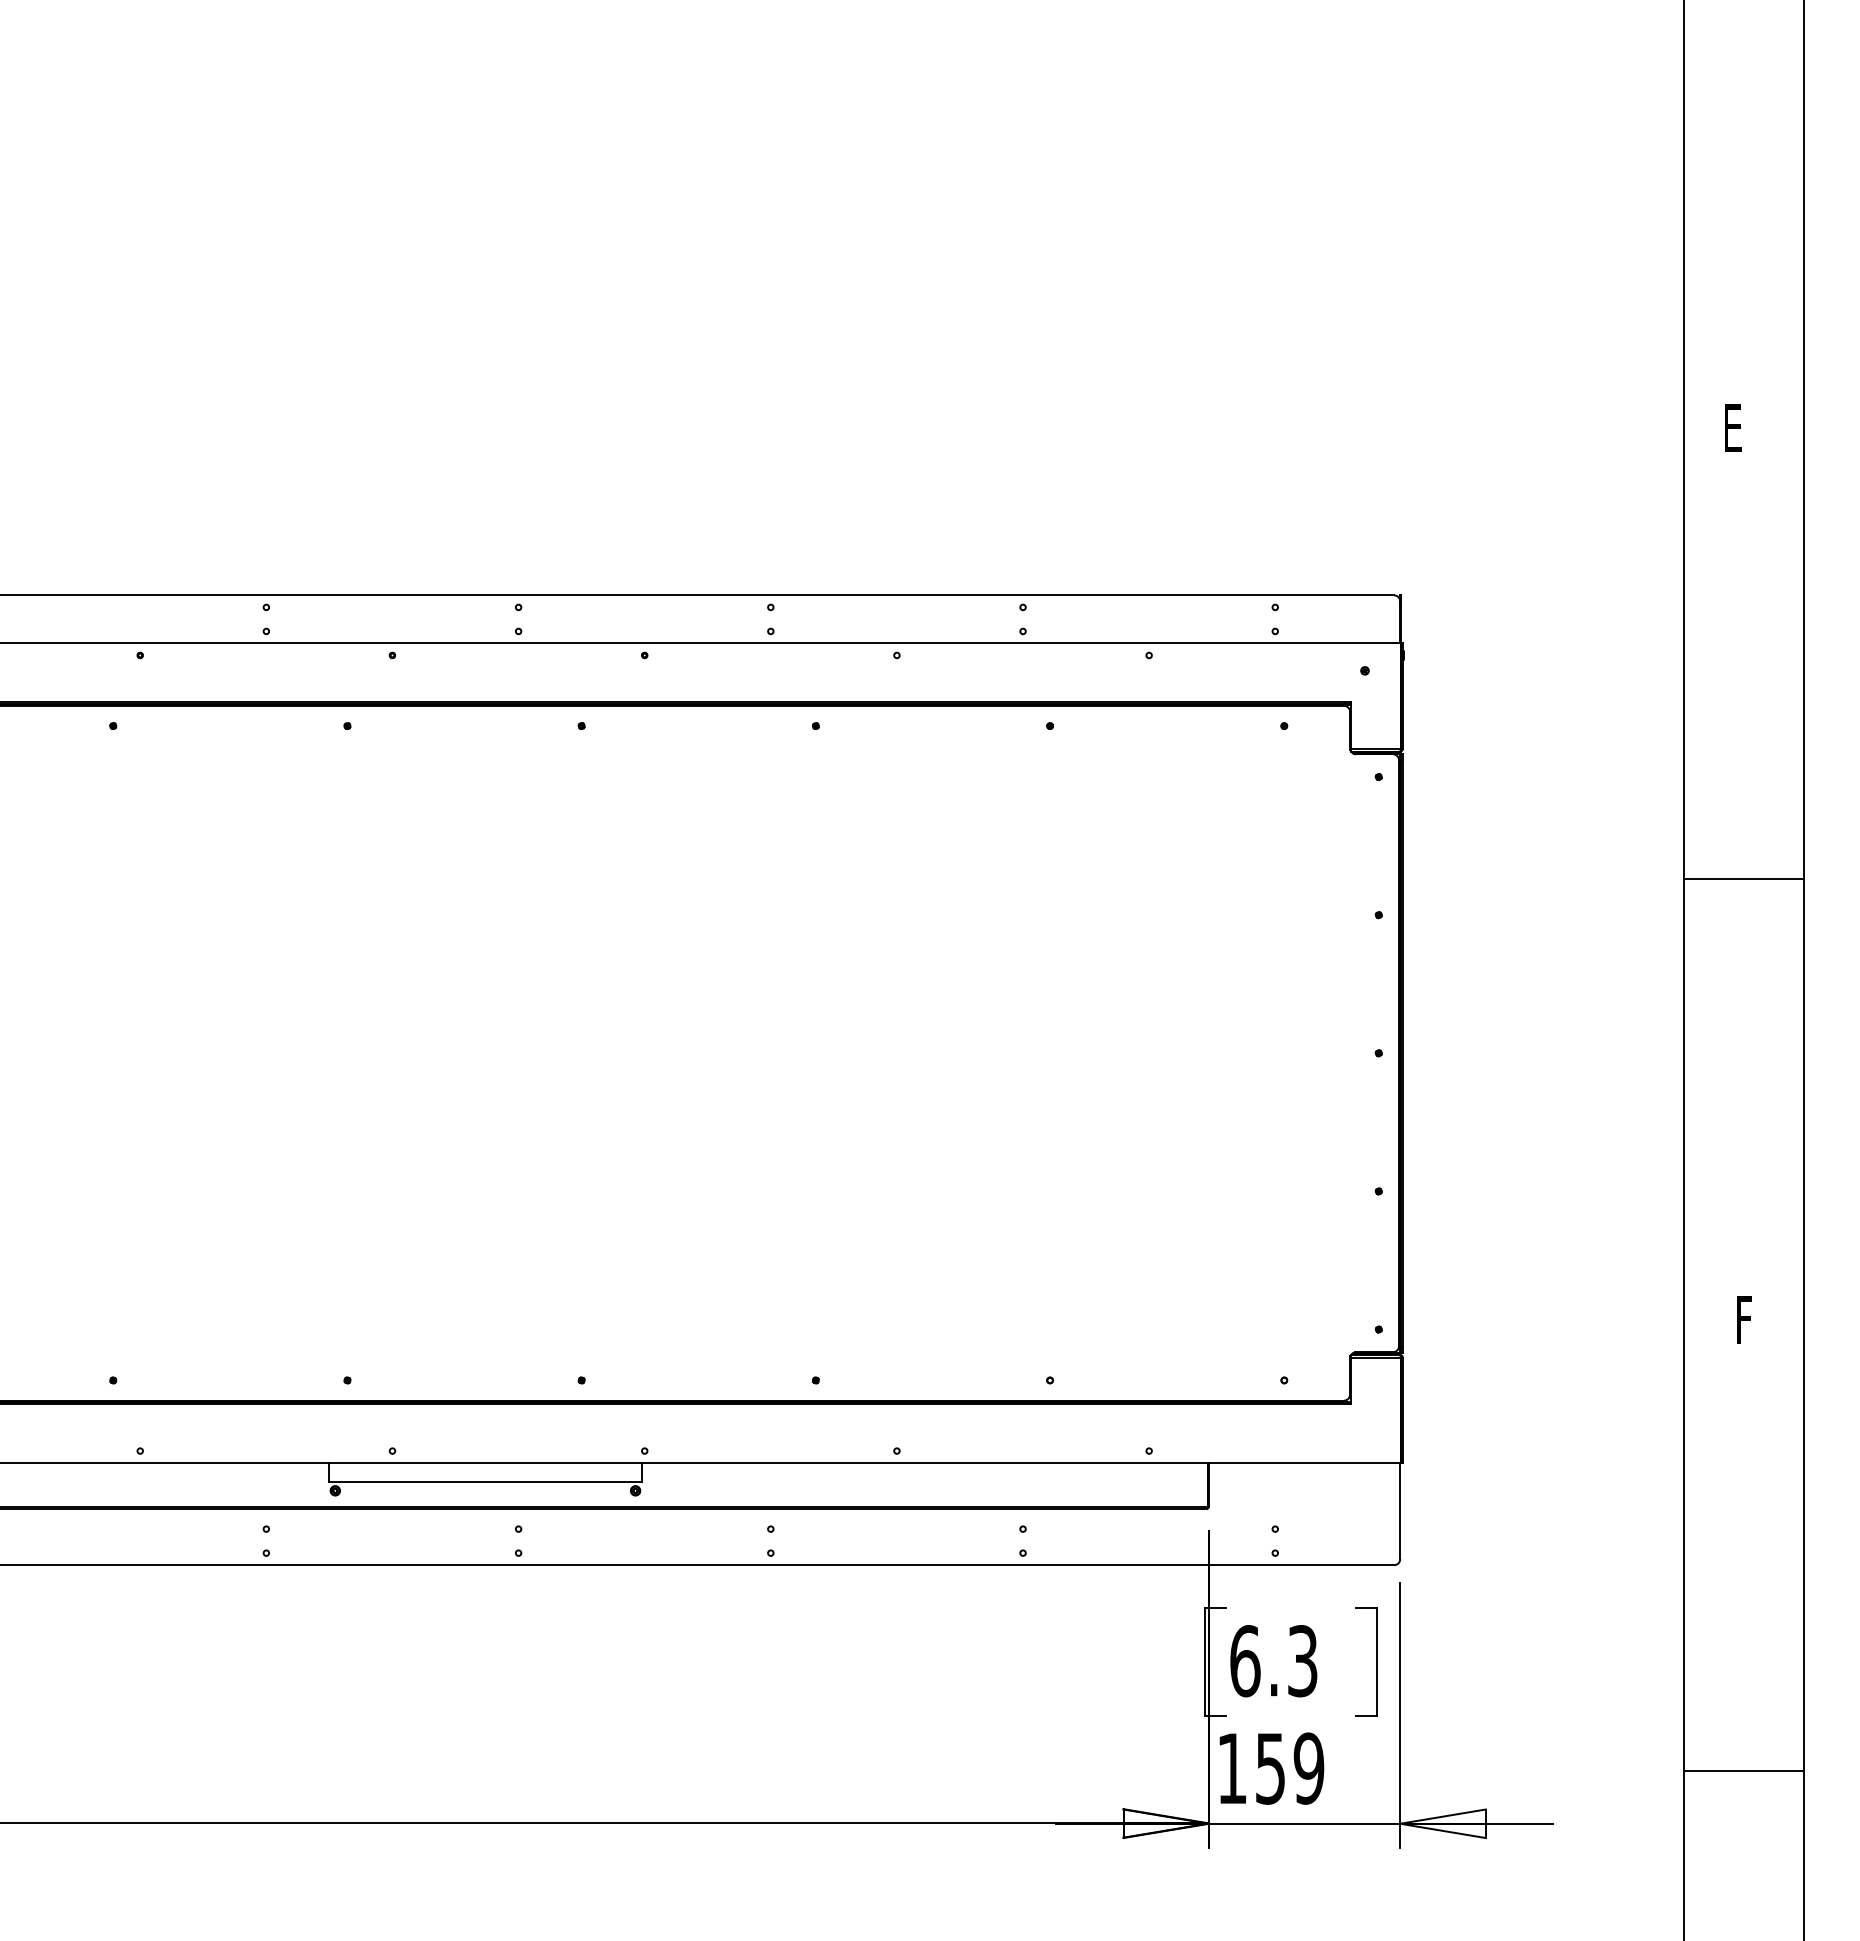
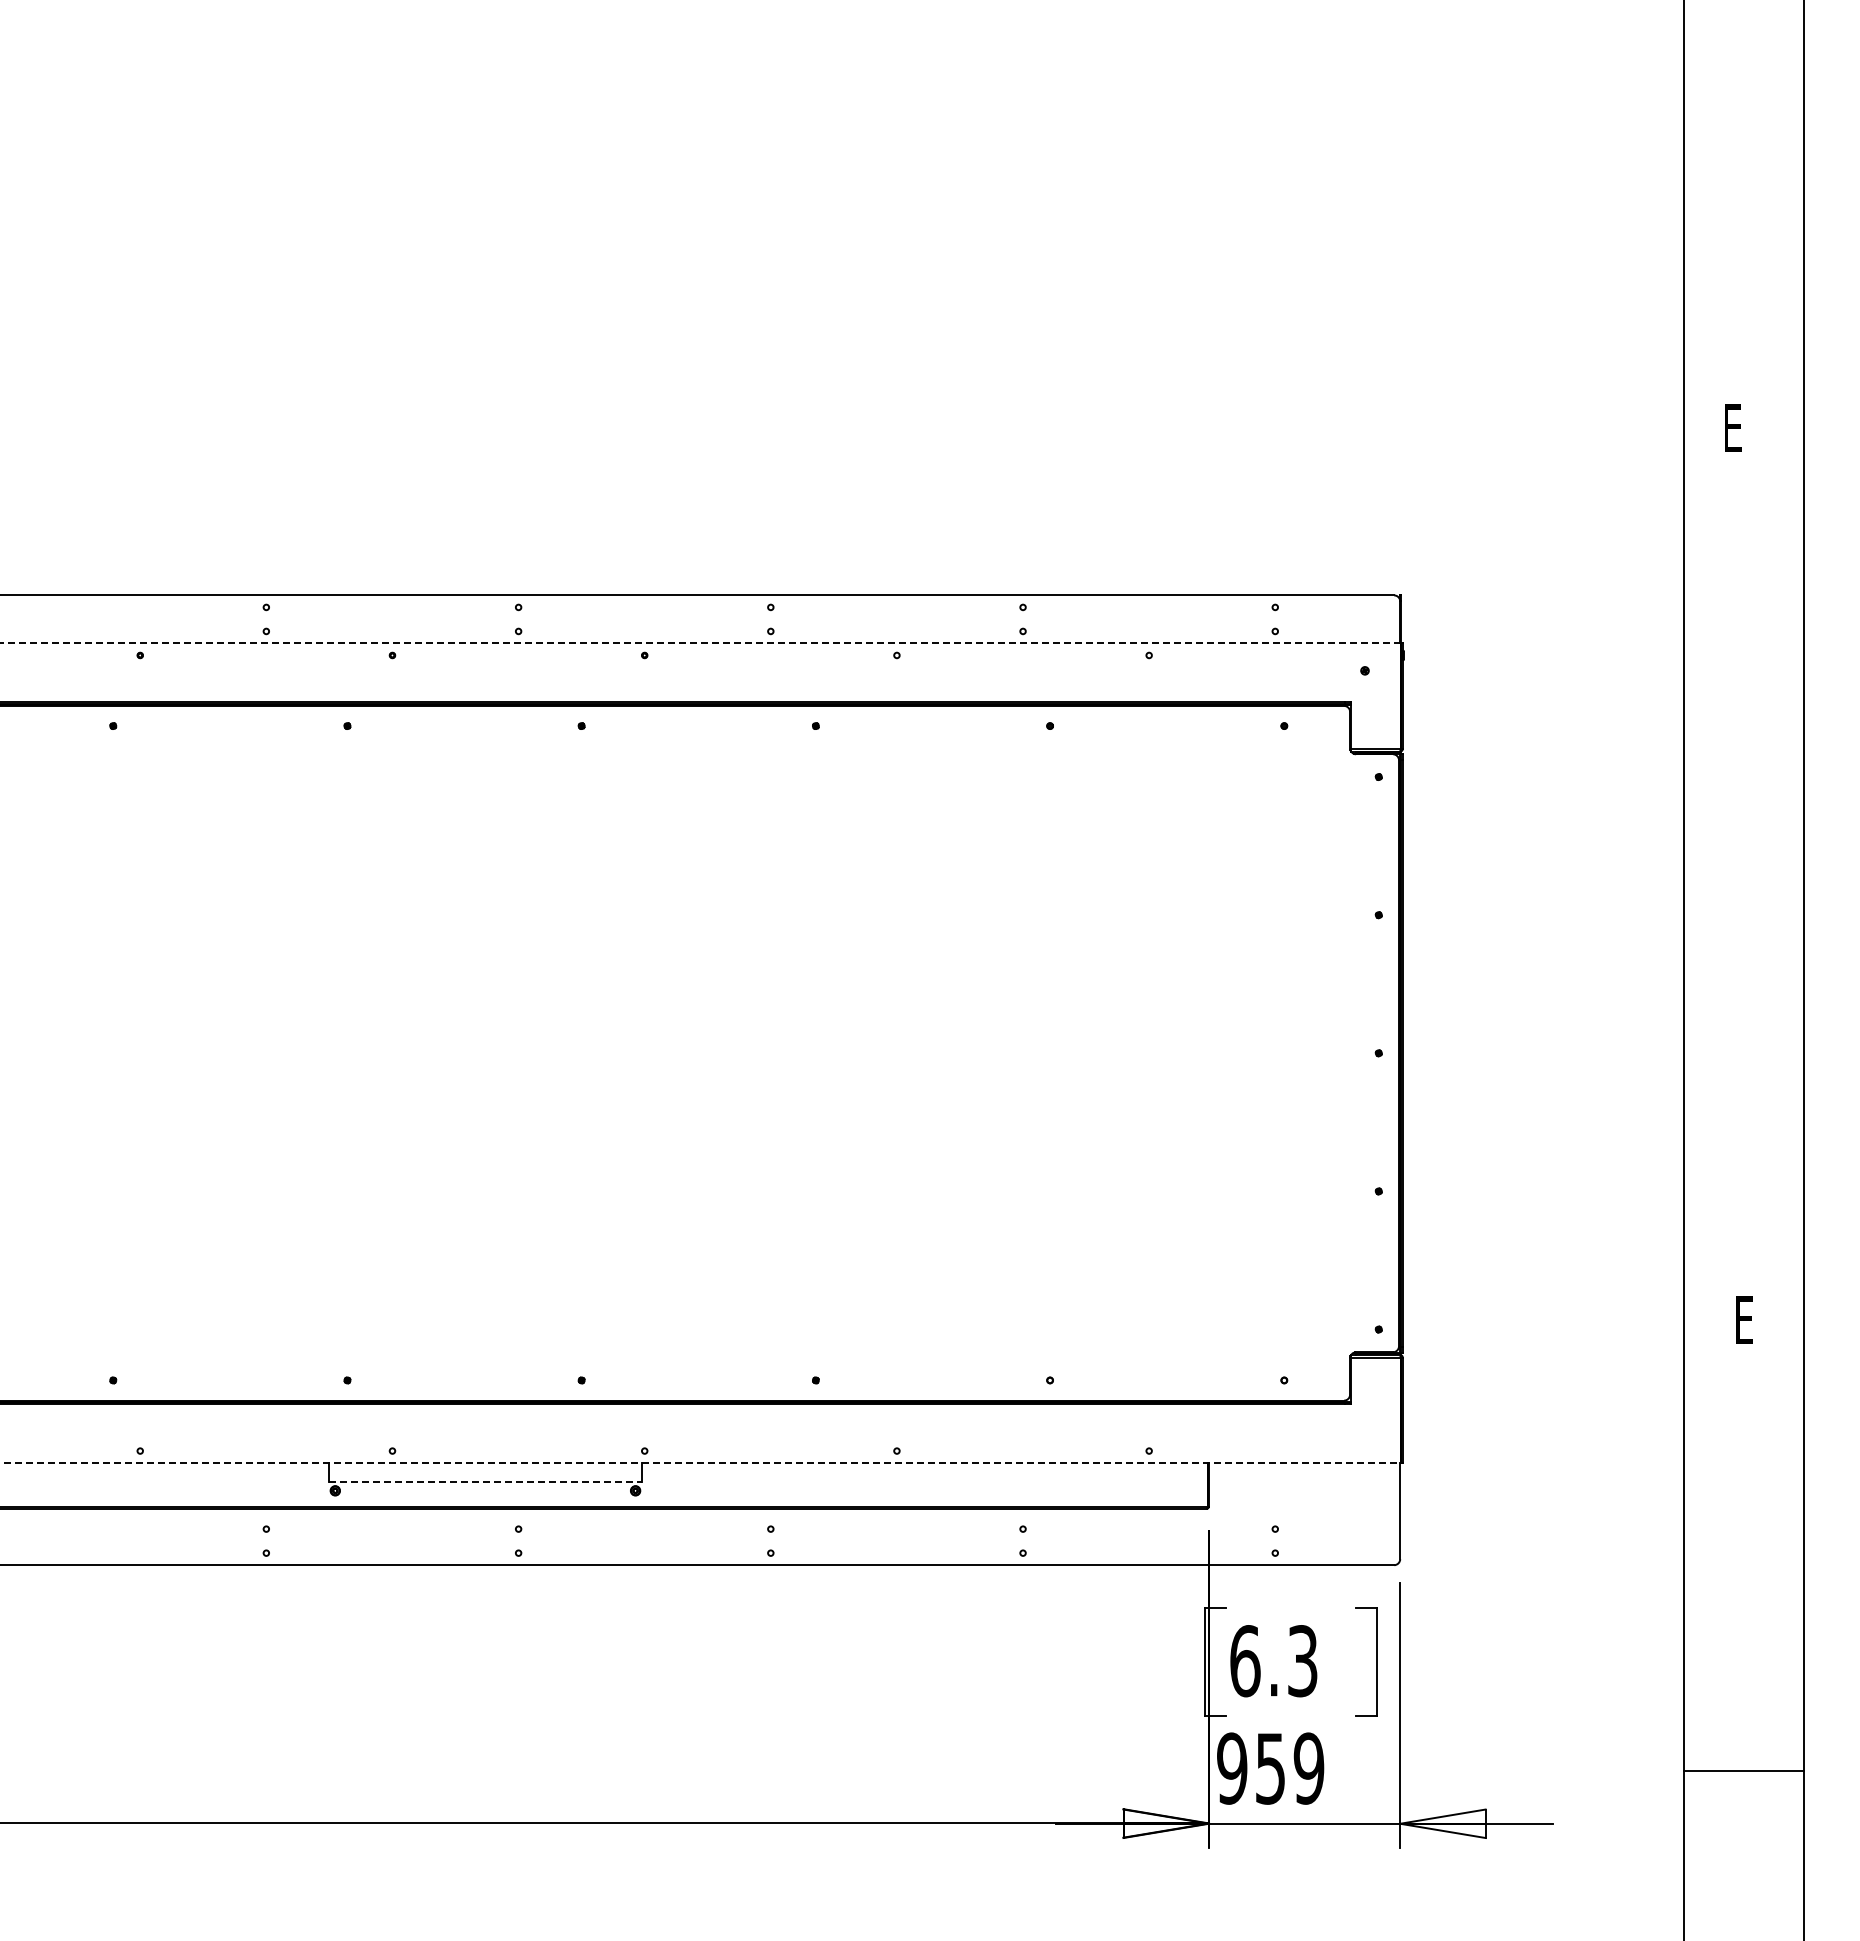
line: solid -> dashed (700, 643)
line: present -> none (1744, 878)
text: F -> E (1744, 1319)
line: solid -> dashed (700, 1463)
line: solid -> dashed (485, 1481)
text: 159 -> 959 (1232, 1768)
